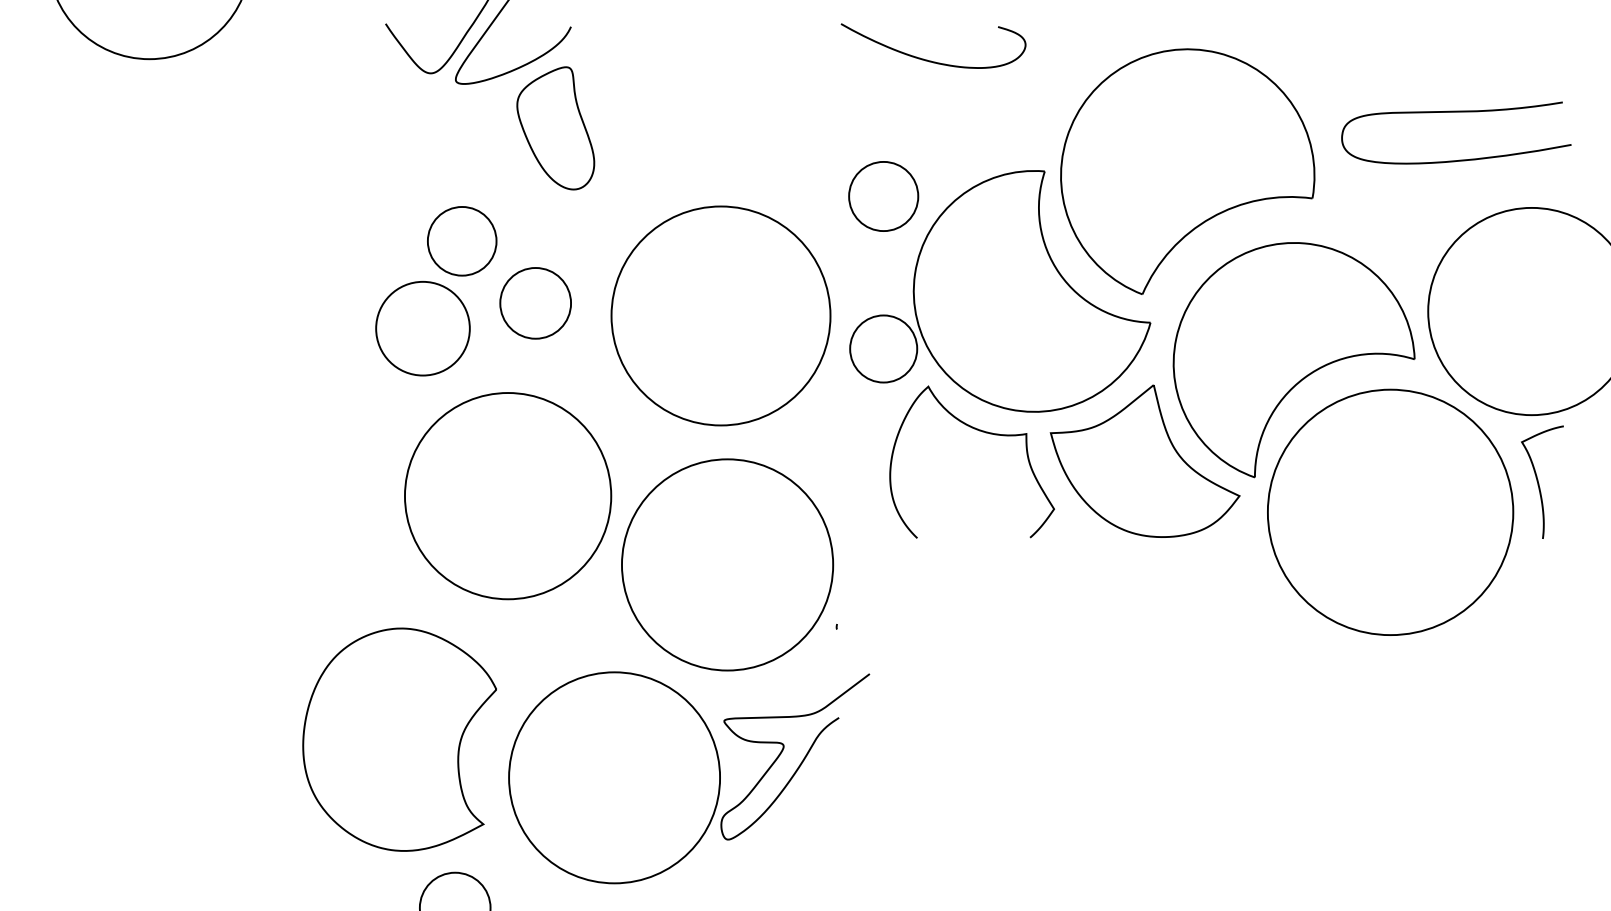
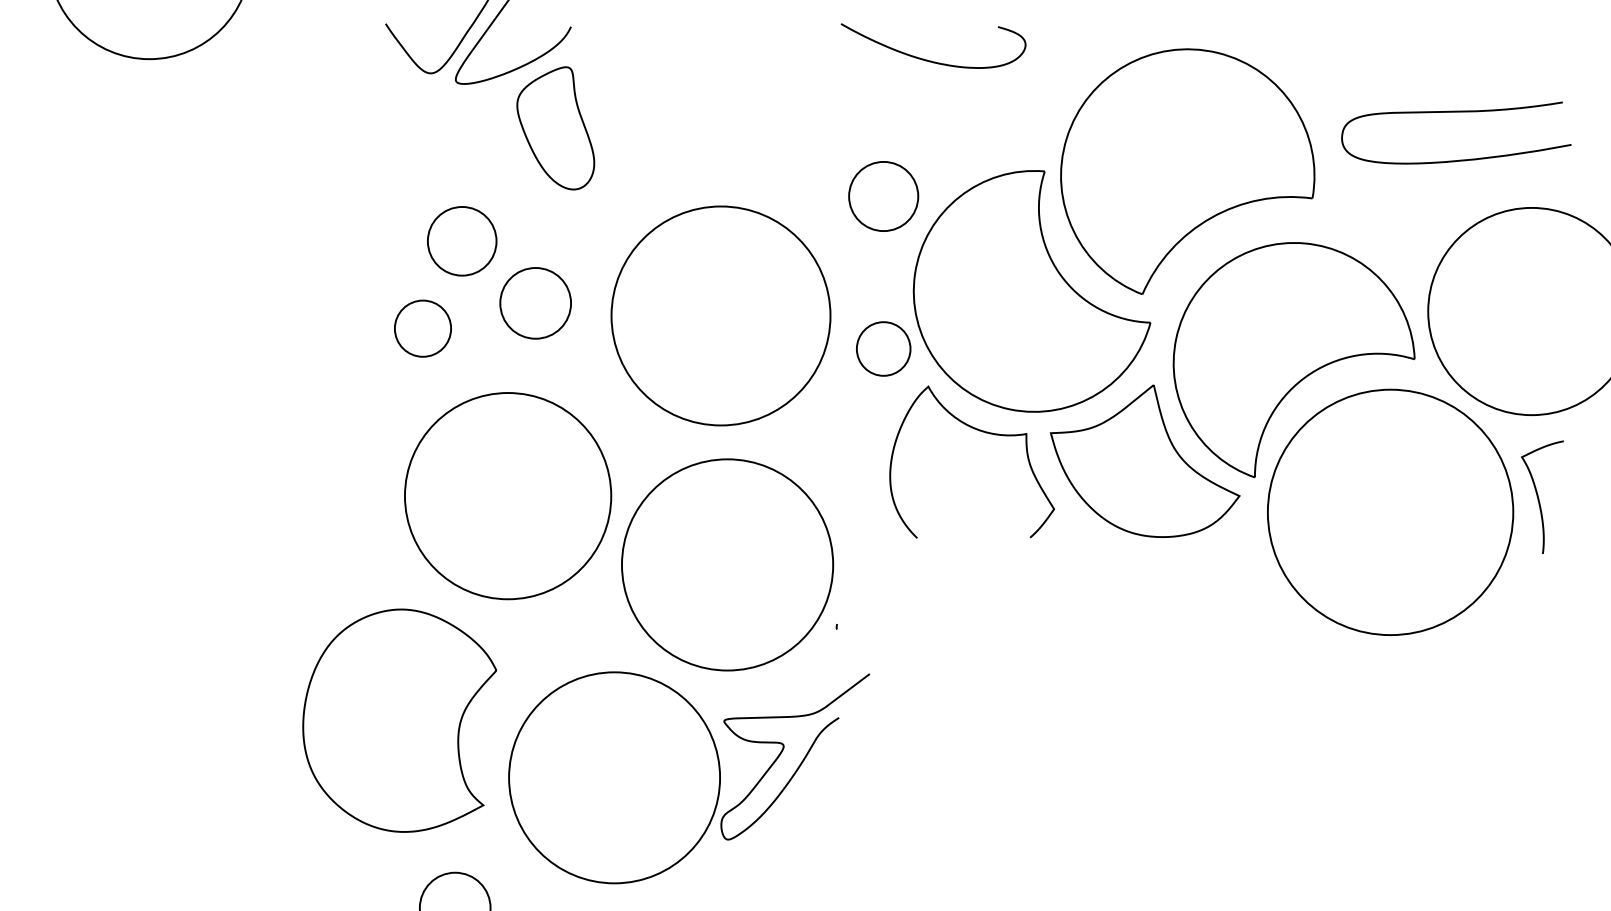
circle diameter: 94 px -> 56 px (422, 328)
circle diameter: 67 px -> 54 px (883, 348)
curve position: (1539, 483) -> (1539, 498) (1539, 498)
part position: (399, 739) -> (399, 720) (399, 720)
